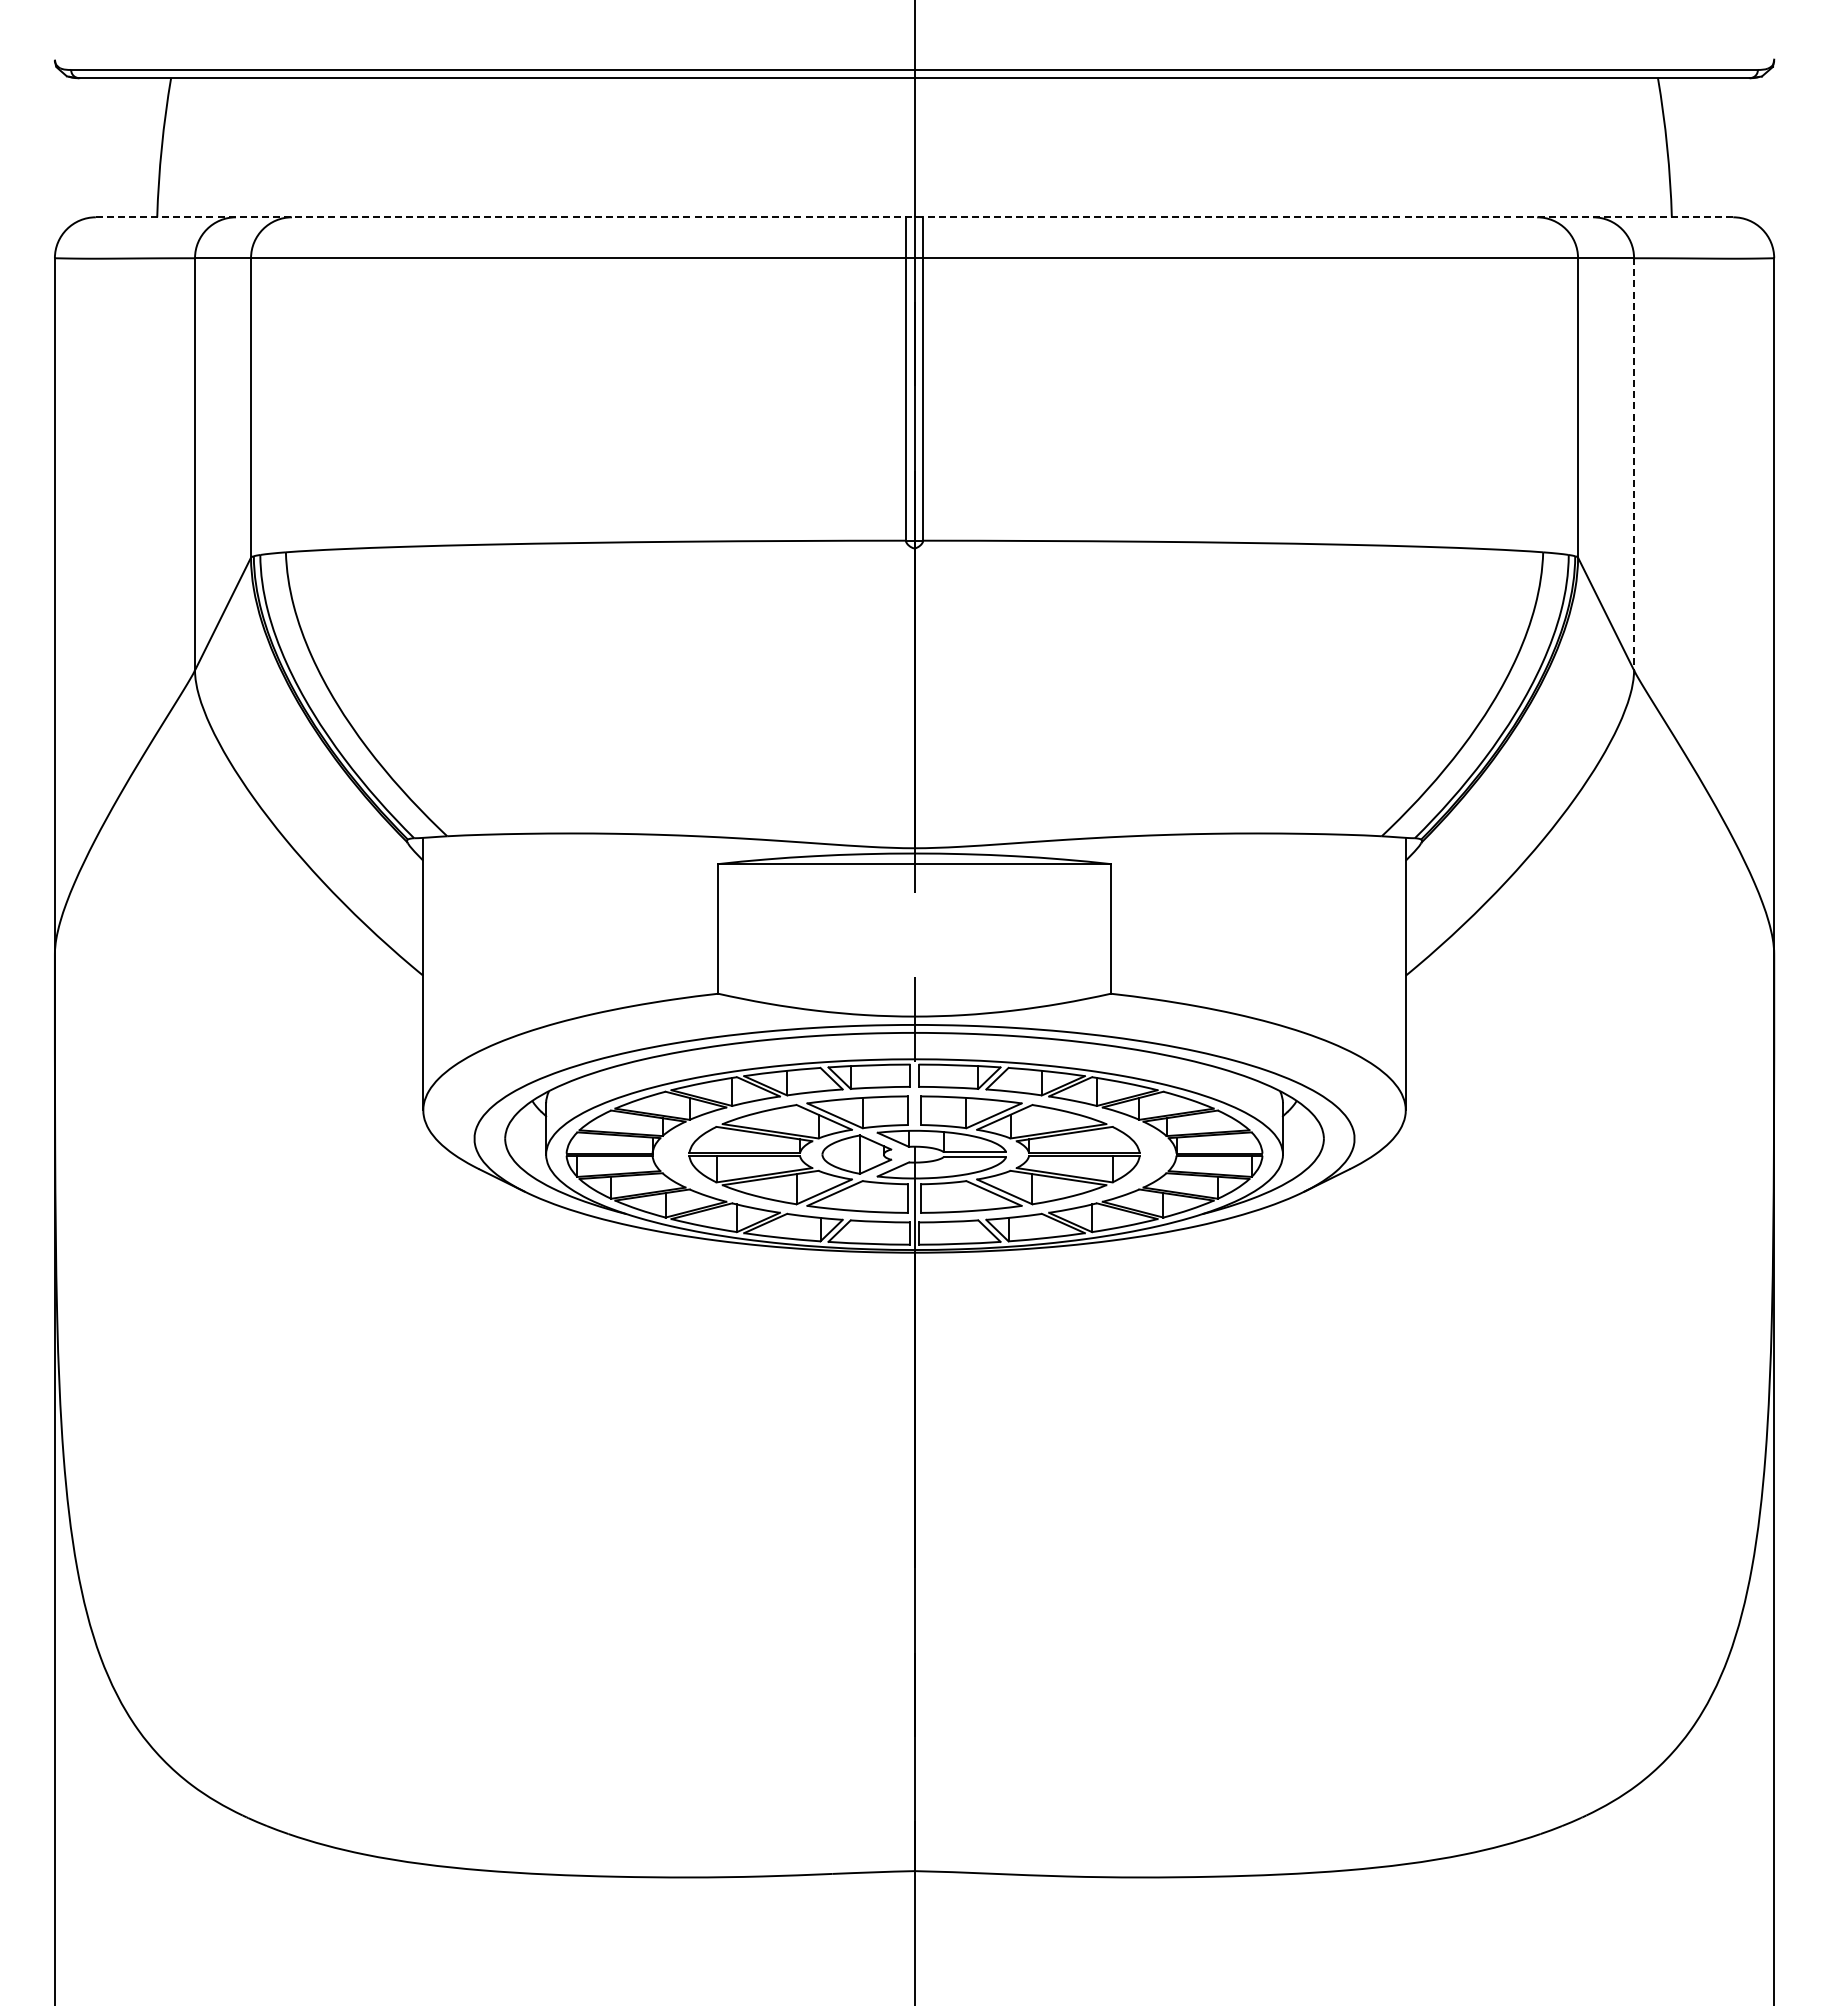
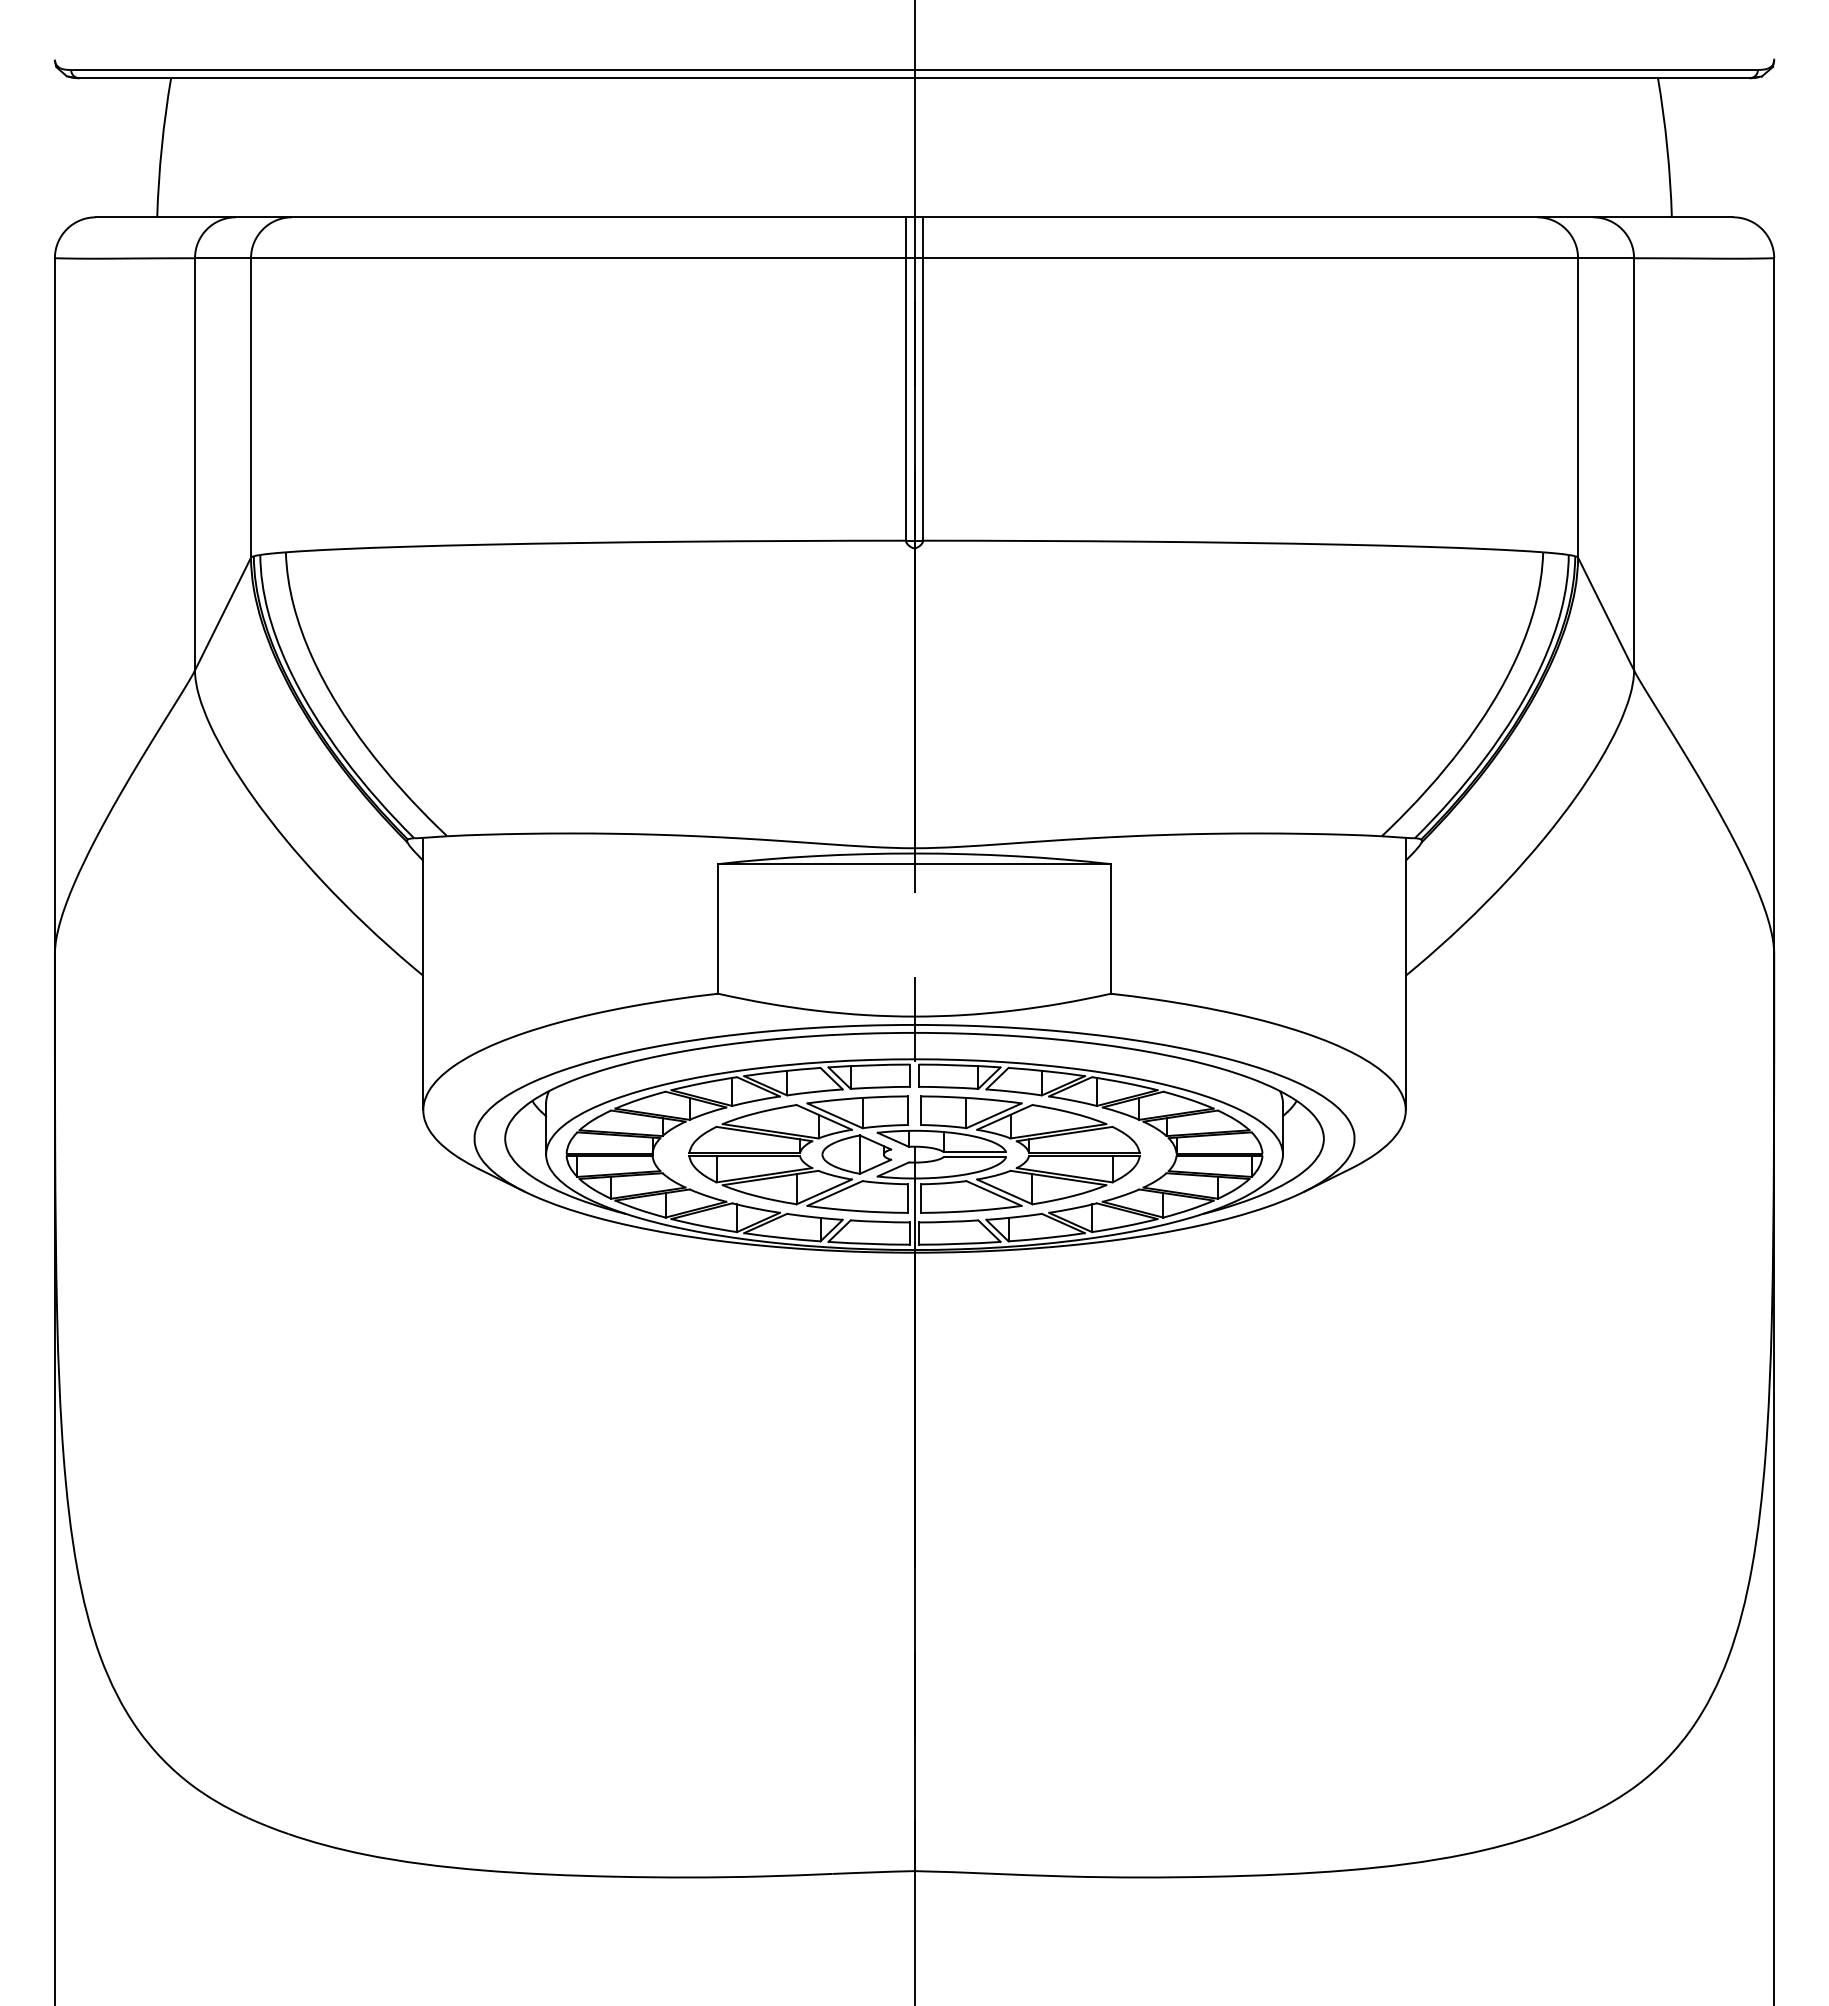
line: dashed -> solid (914, 217)
line: dashed -> solid (1634, 464)
